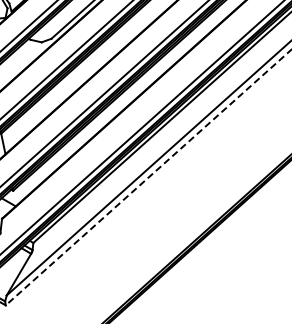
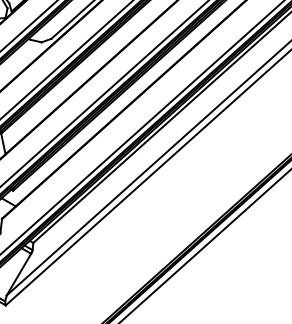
line: dashed -> solid (148, 177)
line: none -> present (205, 245)
